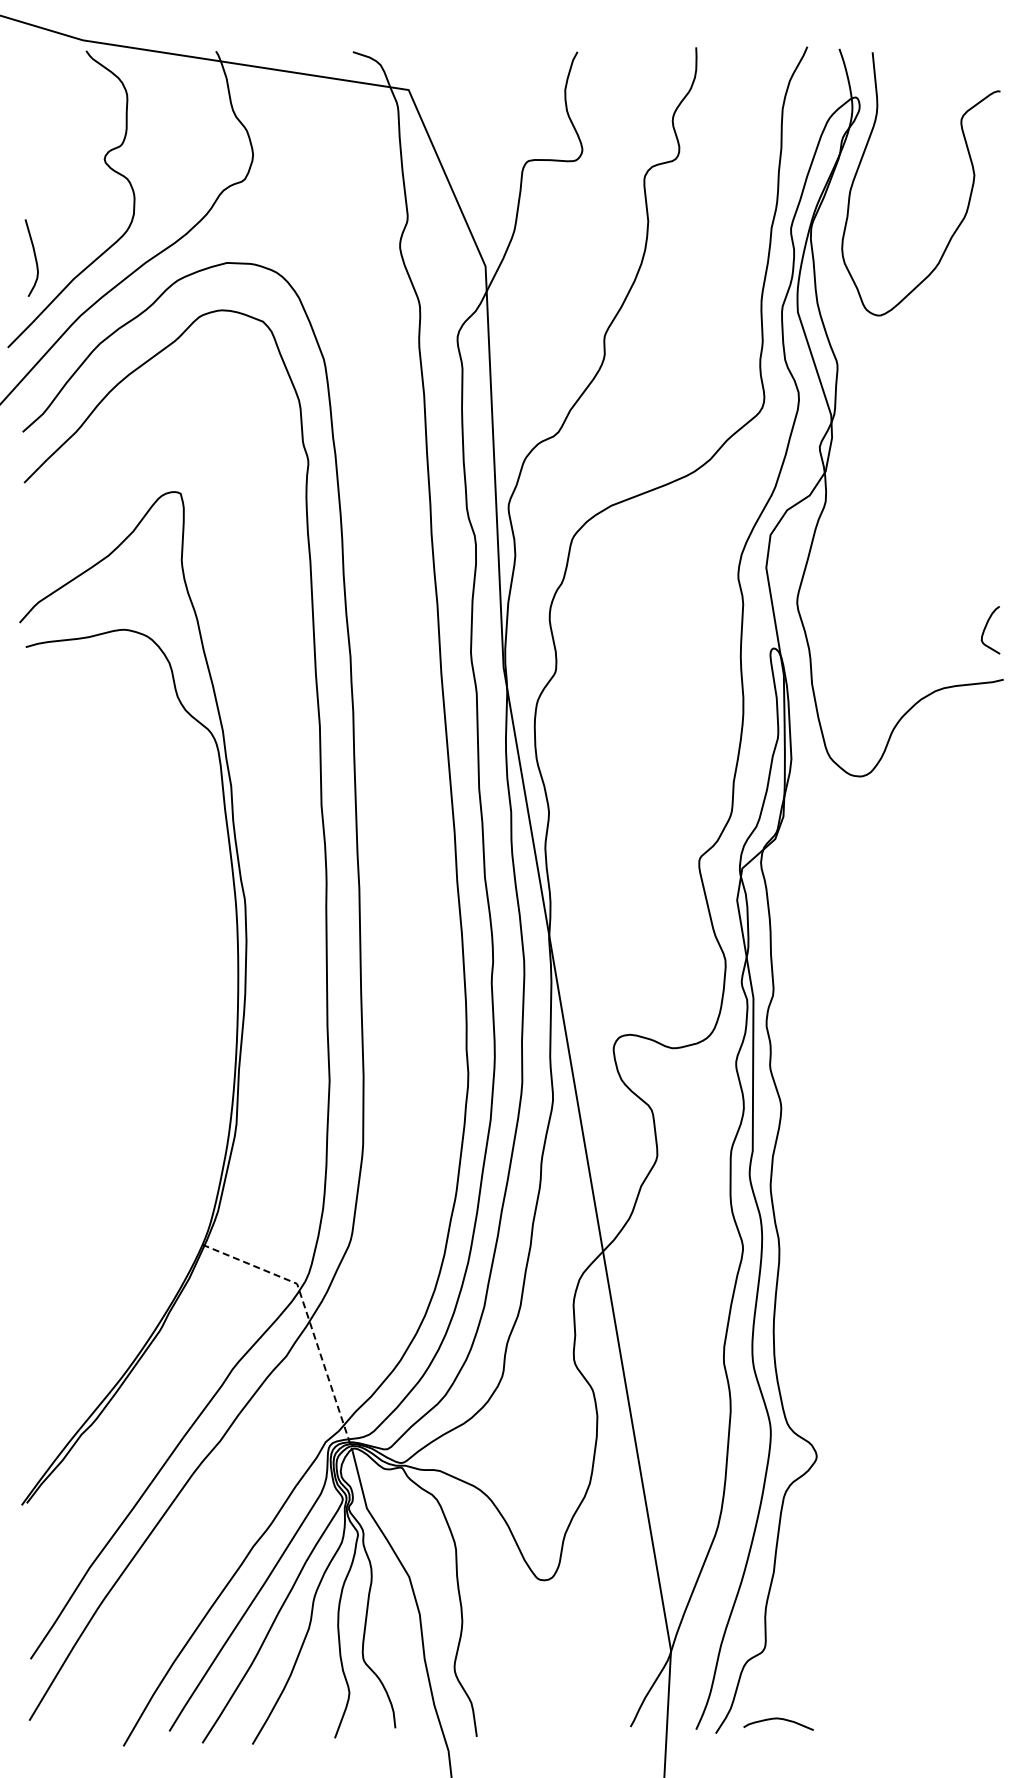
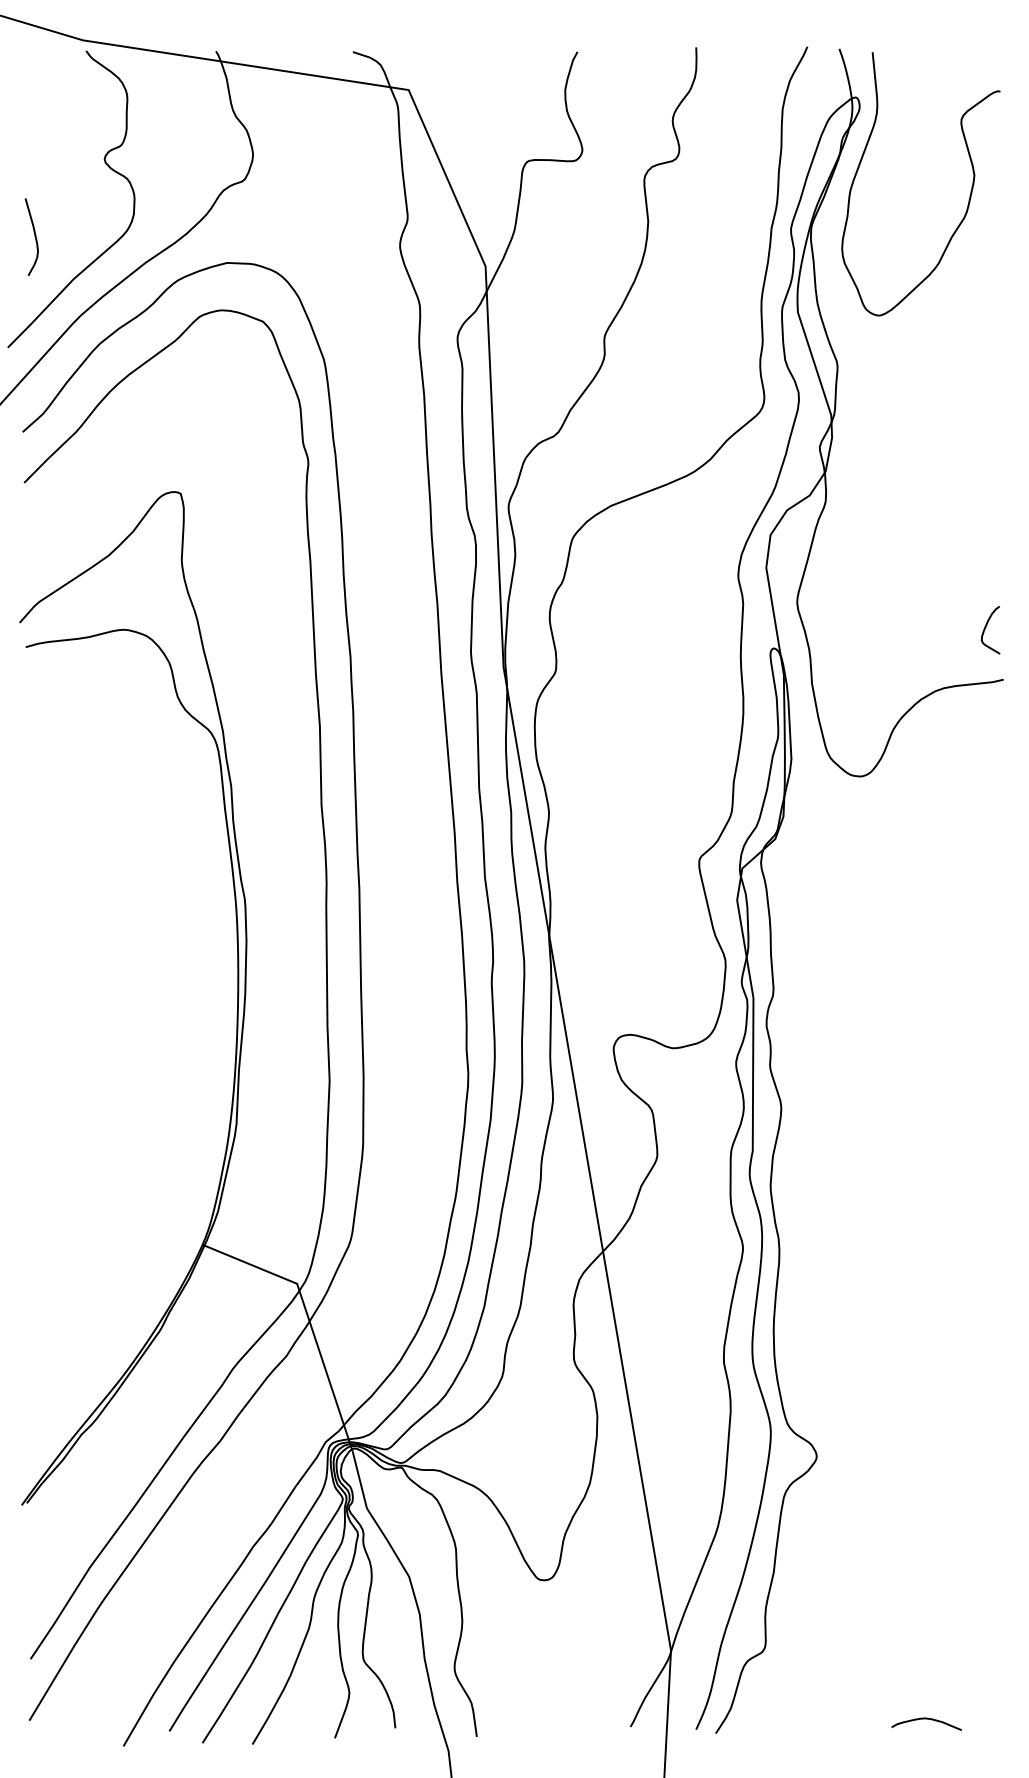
curve position: (34, 257) -> (34, 236) (34, 236)
line: dashed -> solid (308, 1318)
curve position: (778, 1719) -> (926, 1719) (926, 1719)
